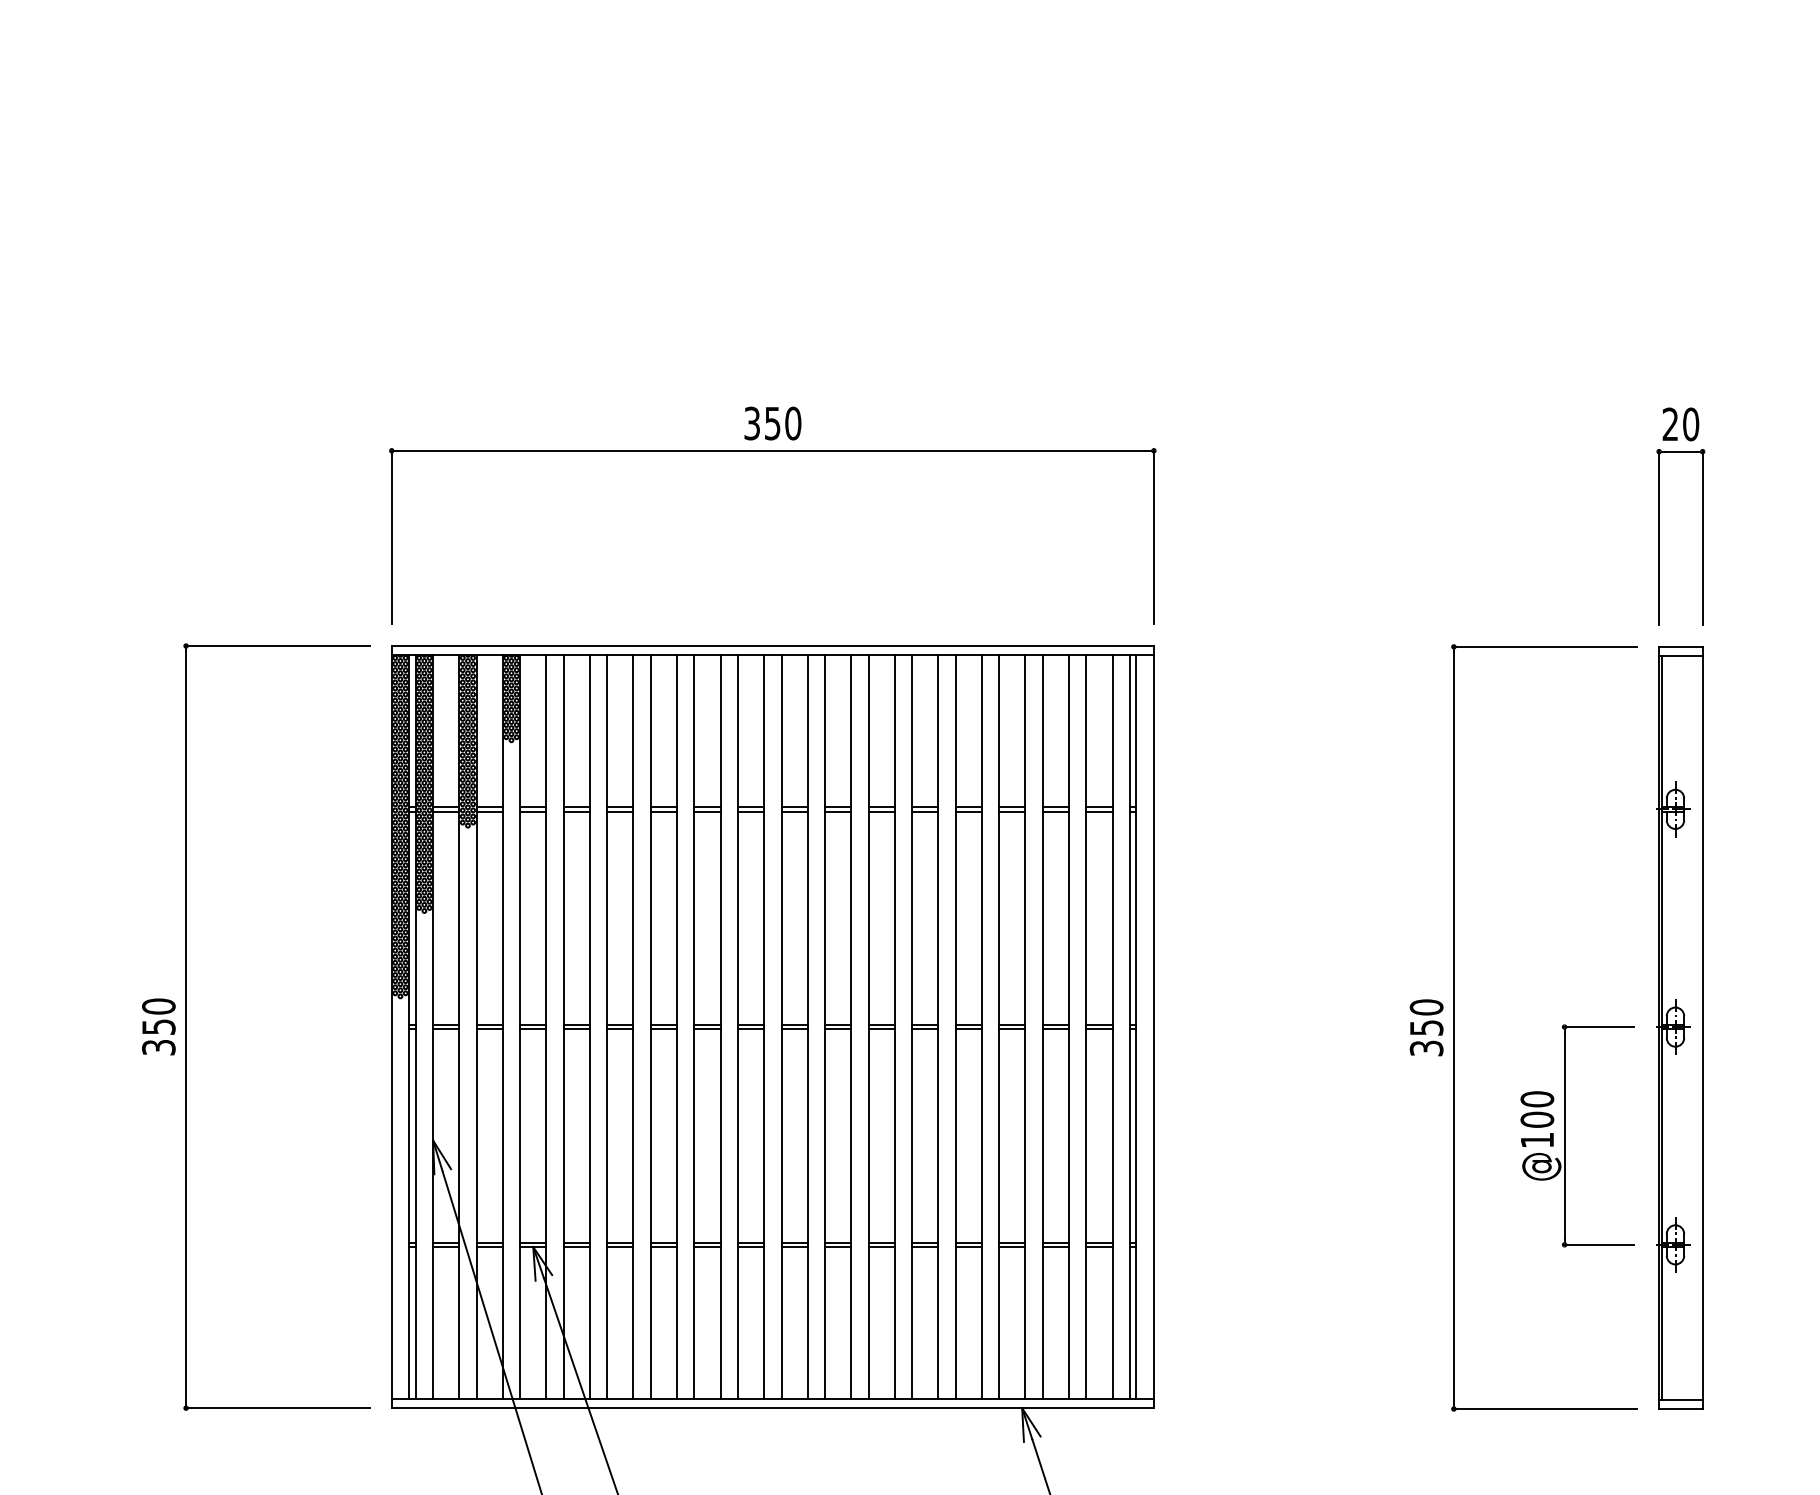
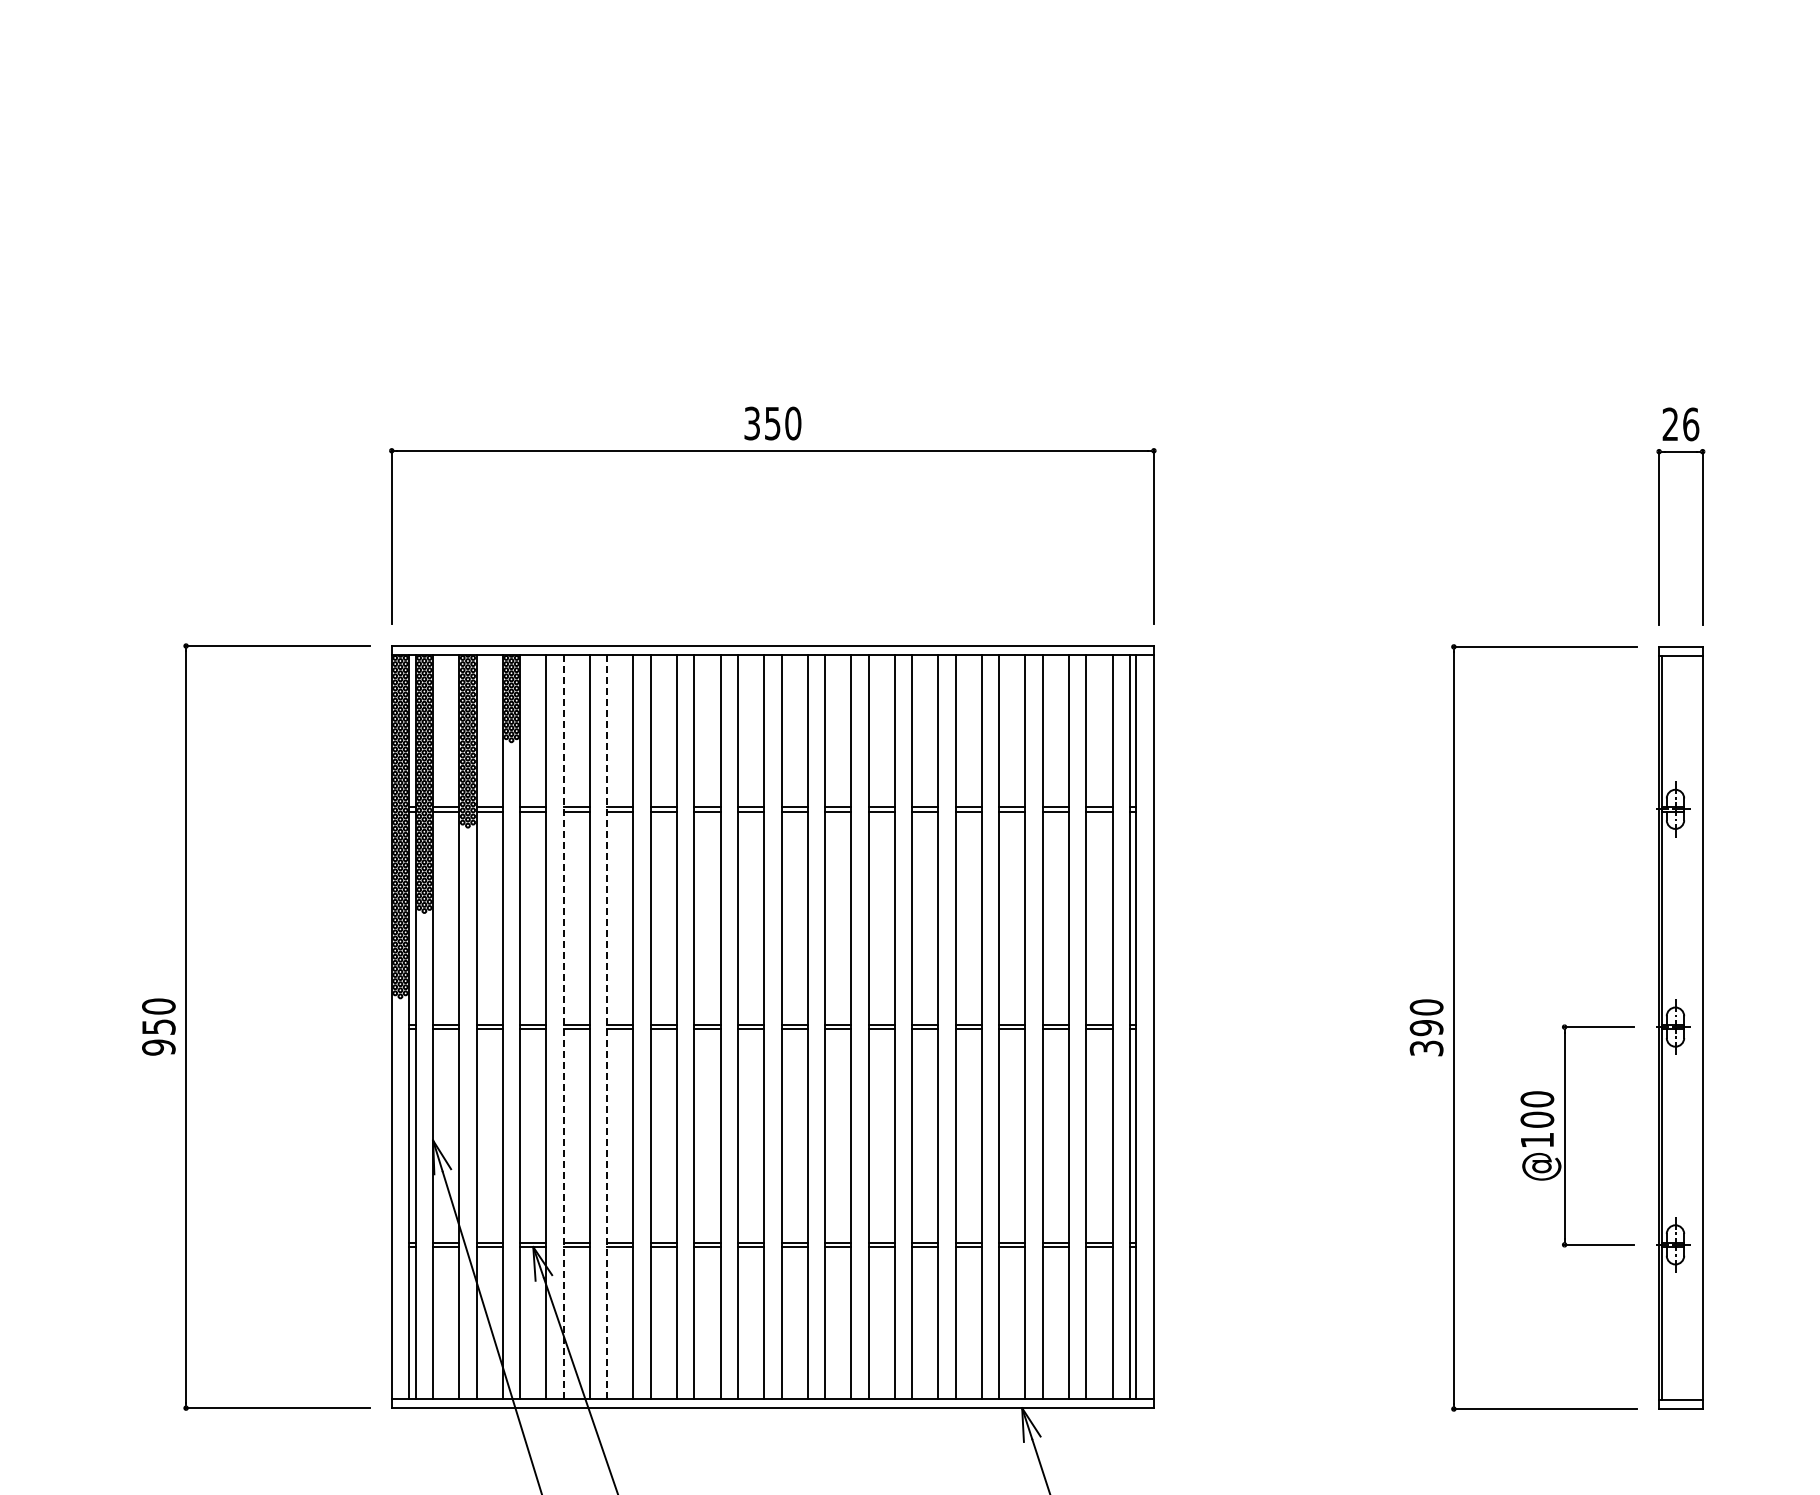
text: 20 -> 26 (1691, 423)
line: solid -> dashed (563, 1026)
line: solid -> dashed (607, 1026)
text: 350 -> 390 (1426, 1028)
text: 350 -> 950 (158, 1047)
